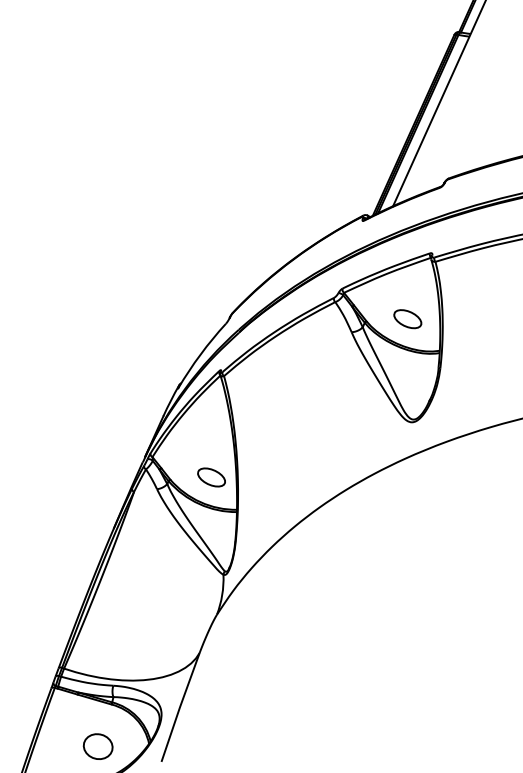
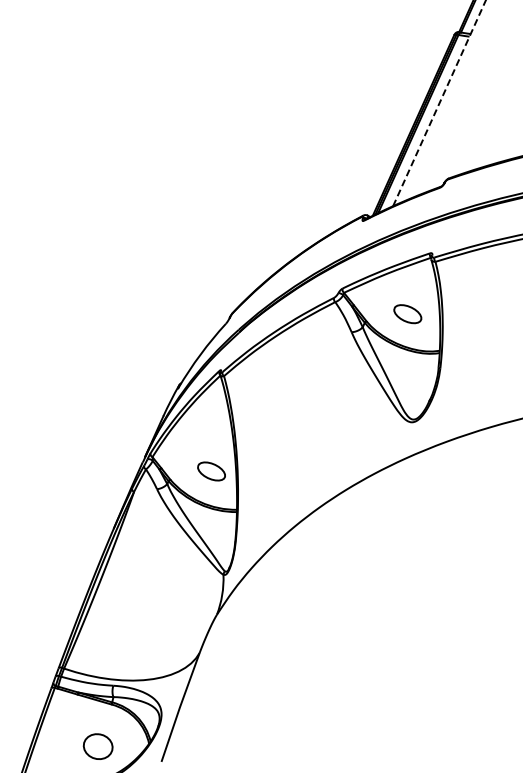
line: solid -> dashed (439, 103)
part position: (407, 319) -> (407, 314) (407, 314)
part position: (211, 477) -> (211, 471) (211, 471)
